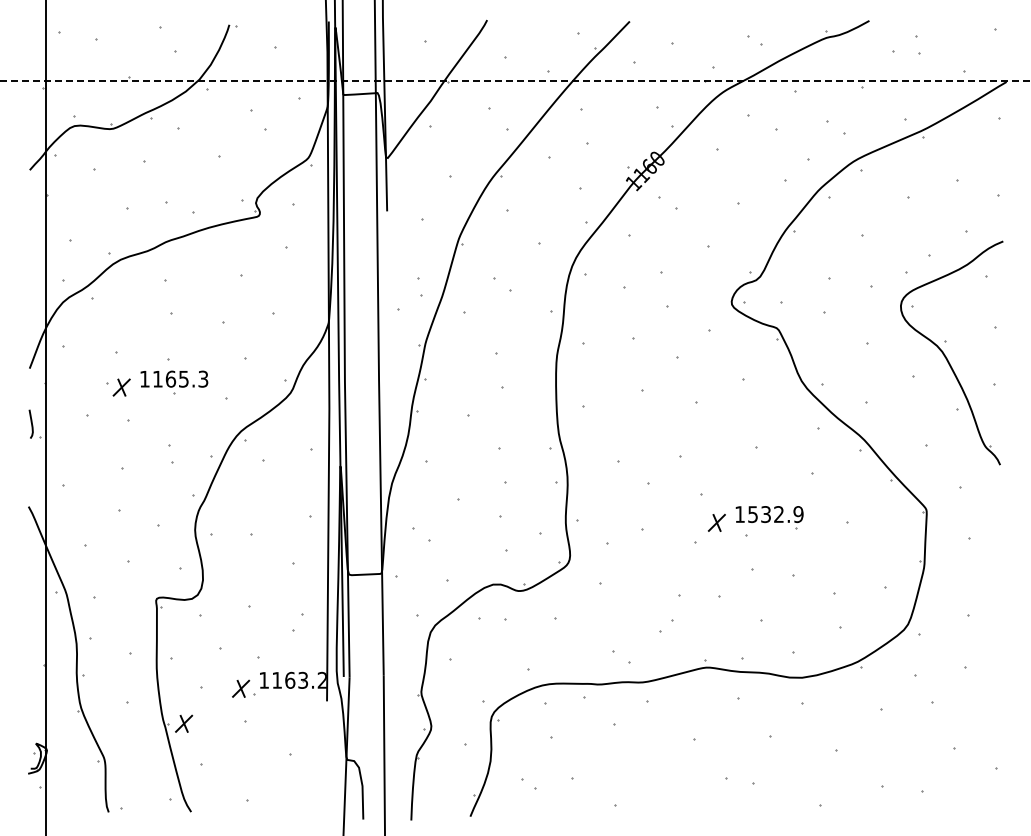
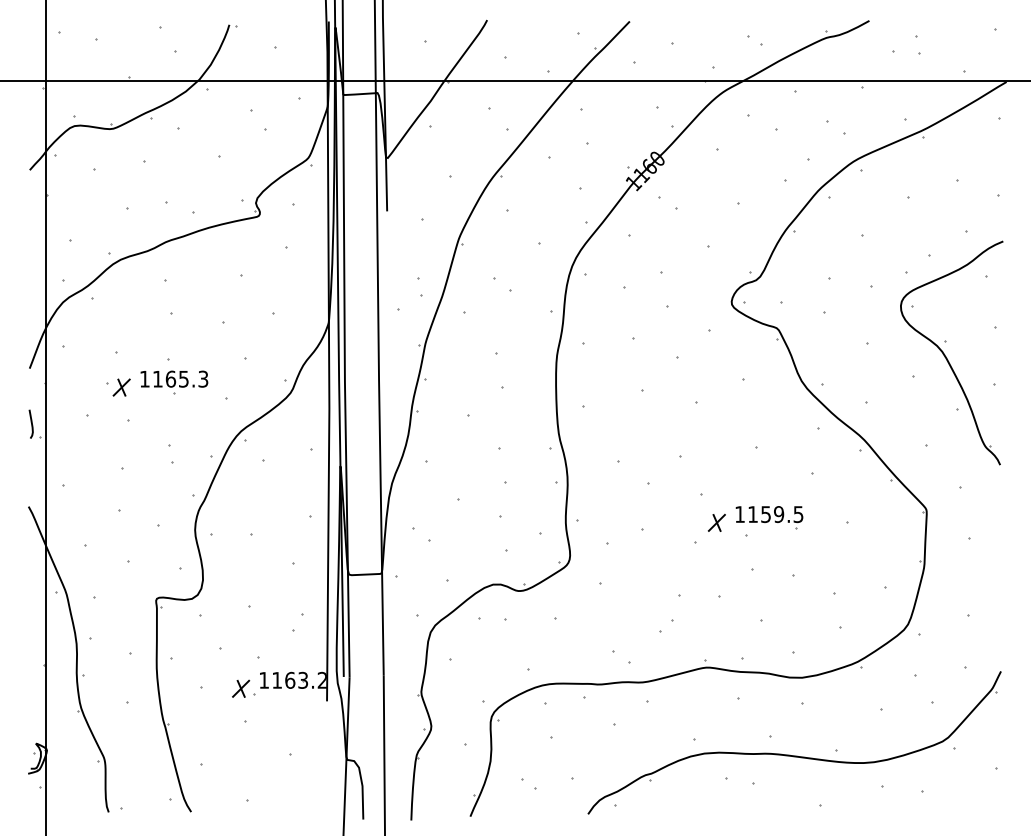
line: dashed -> solid (515, 80)
text: 1532.9 -> 1159.5 (775, 514)
part: present -> none (184, 723)
part: none -> present (789, 754)
